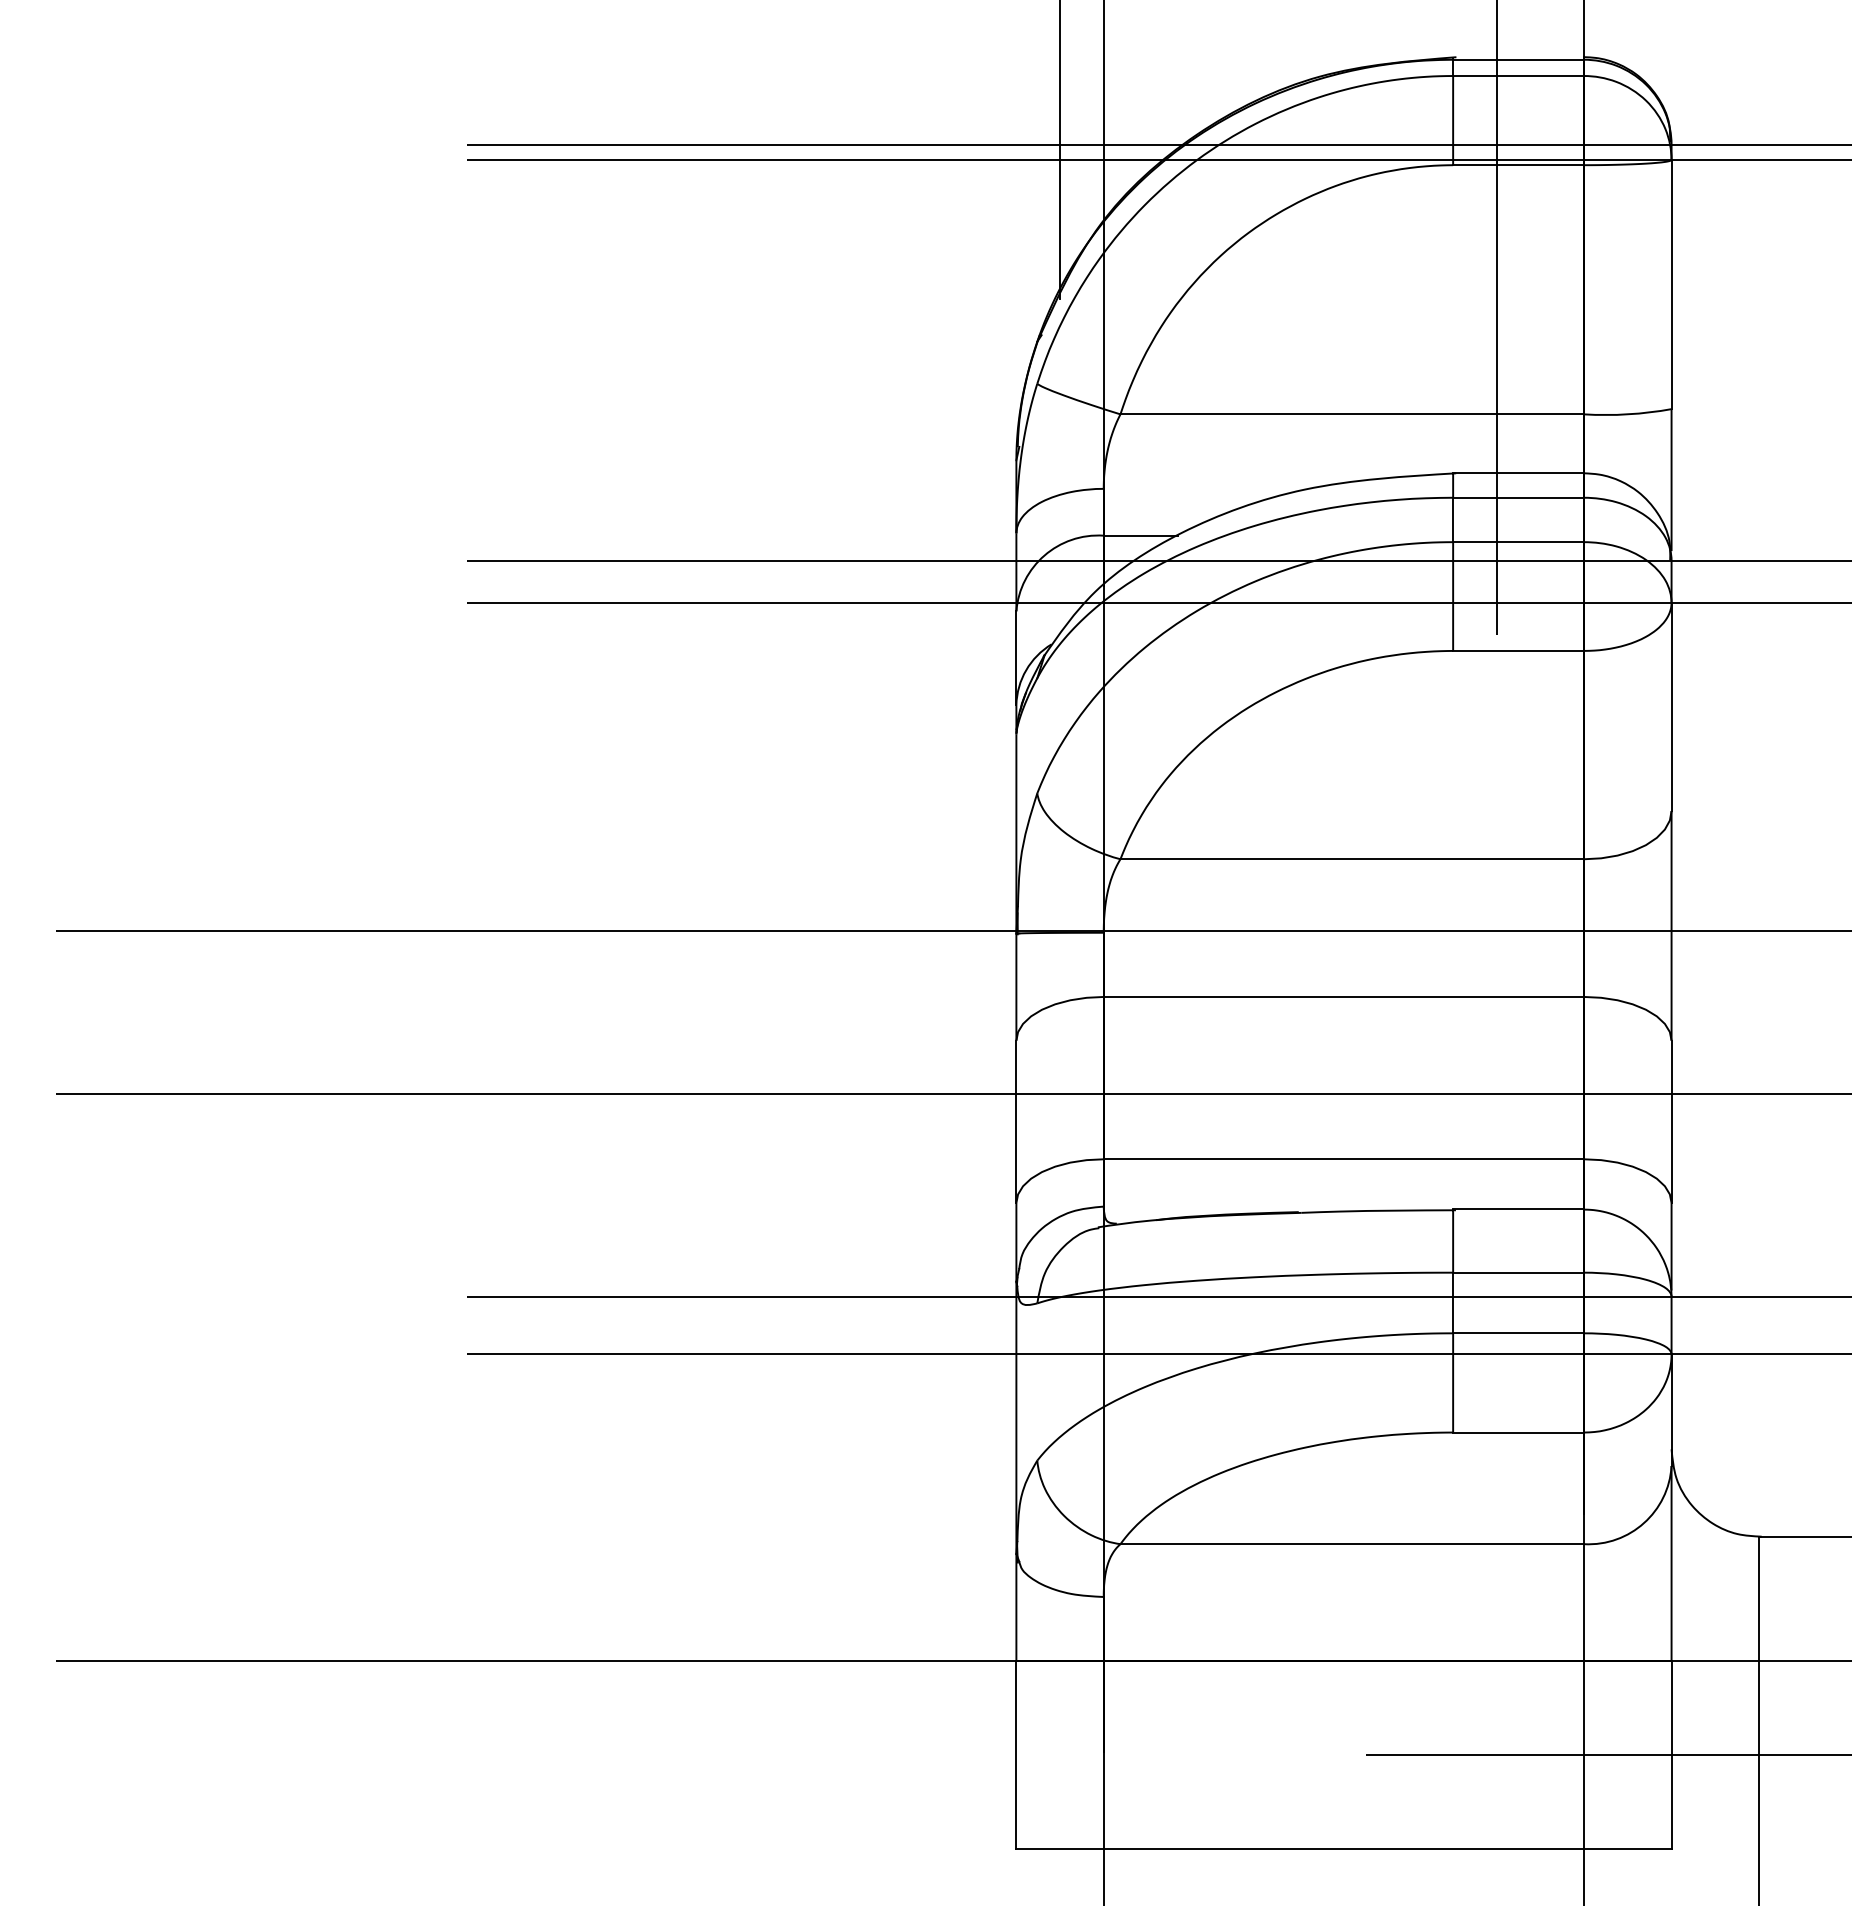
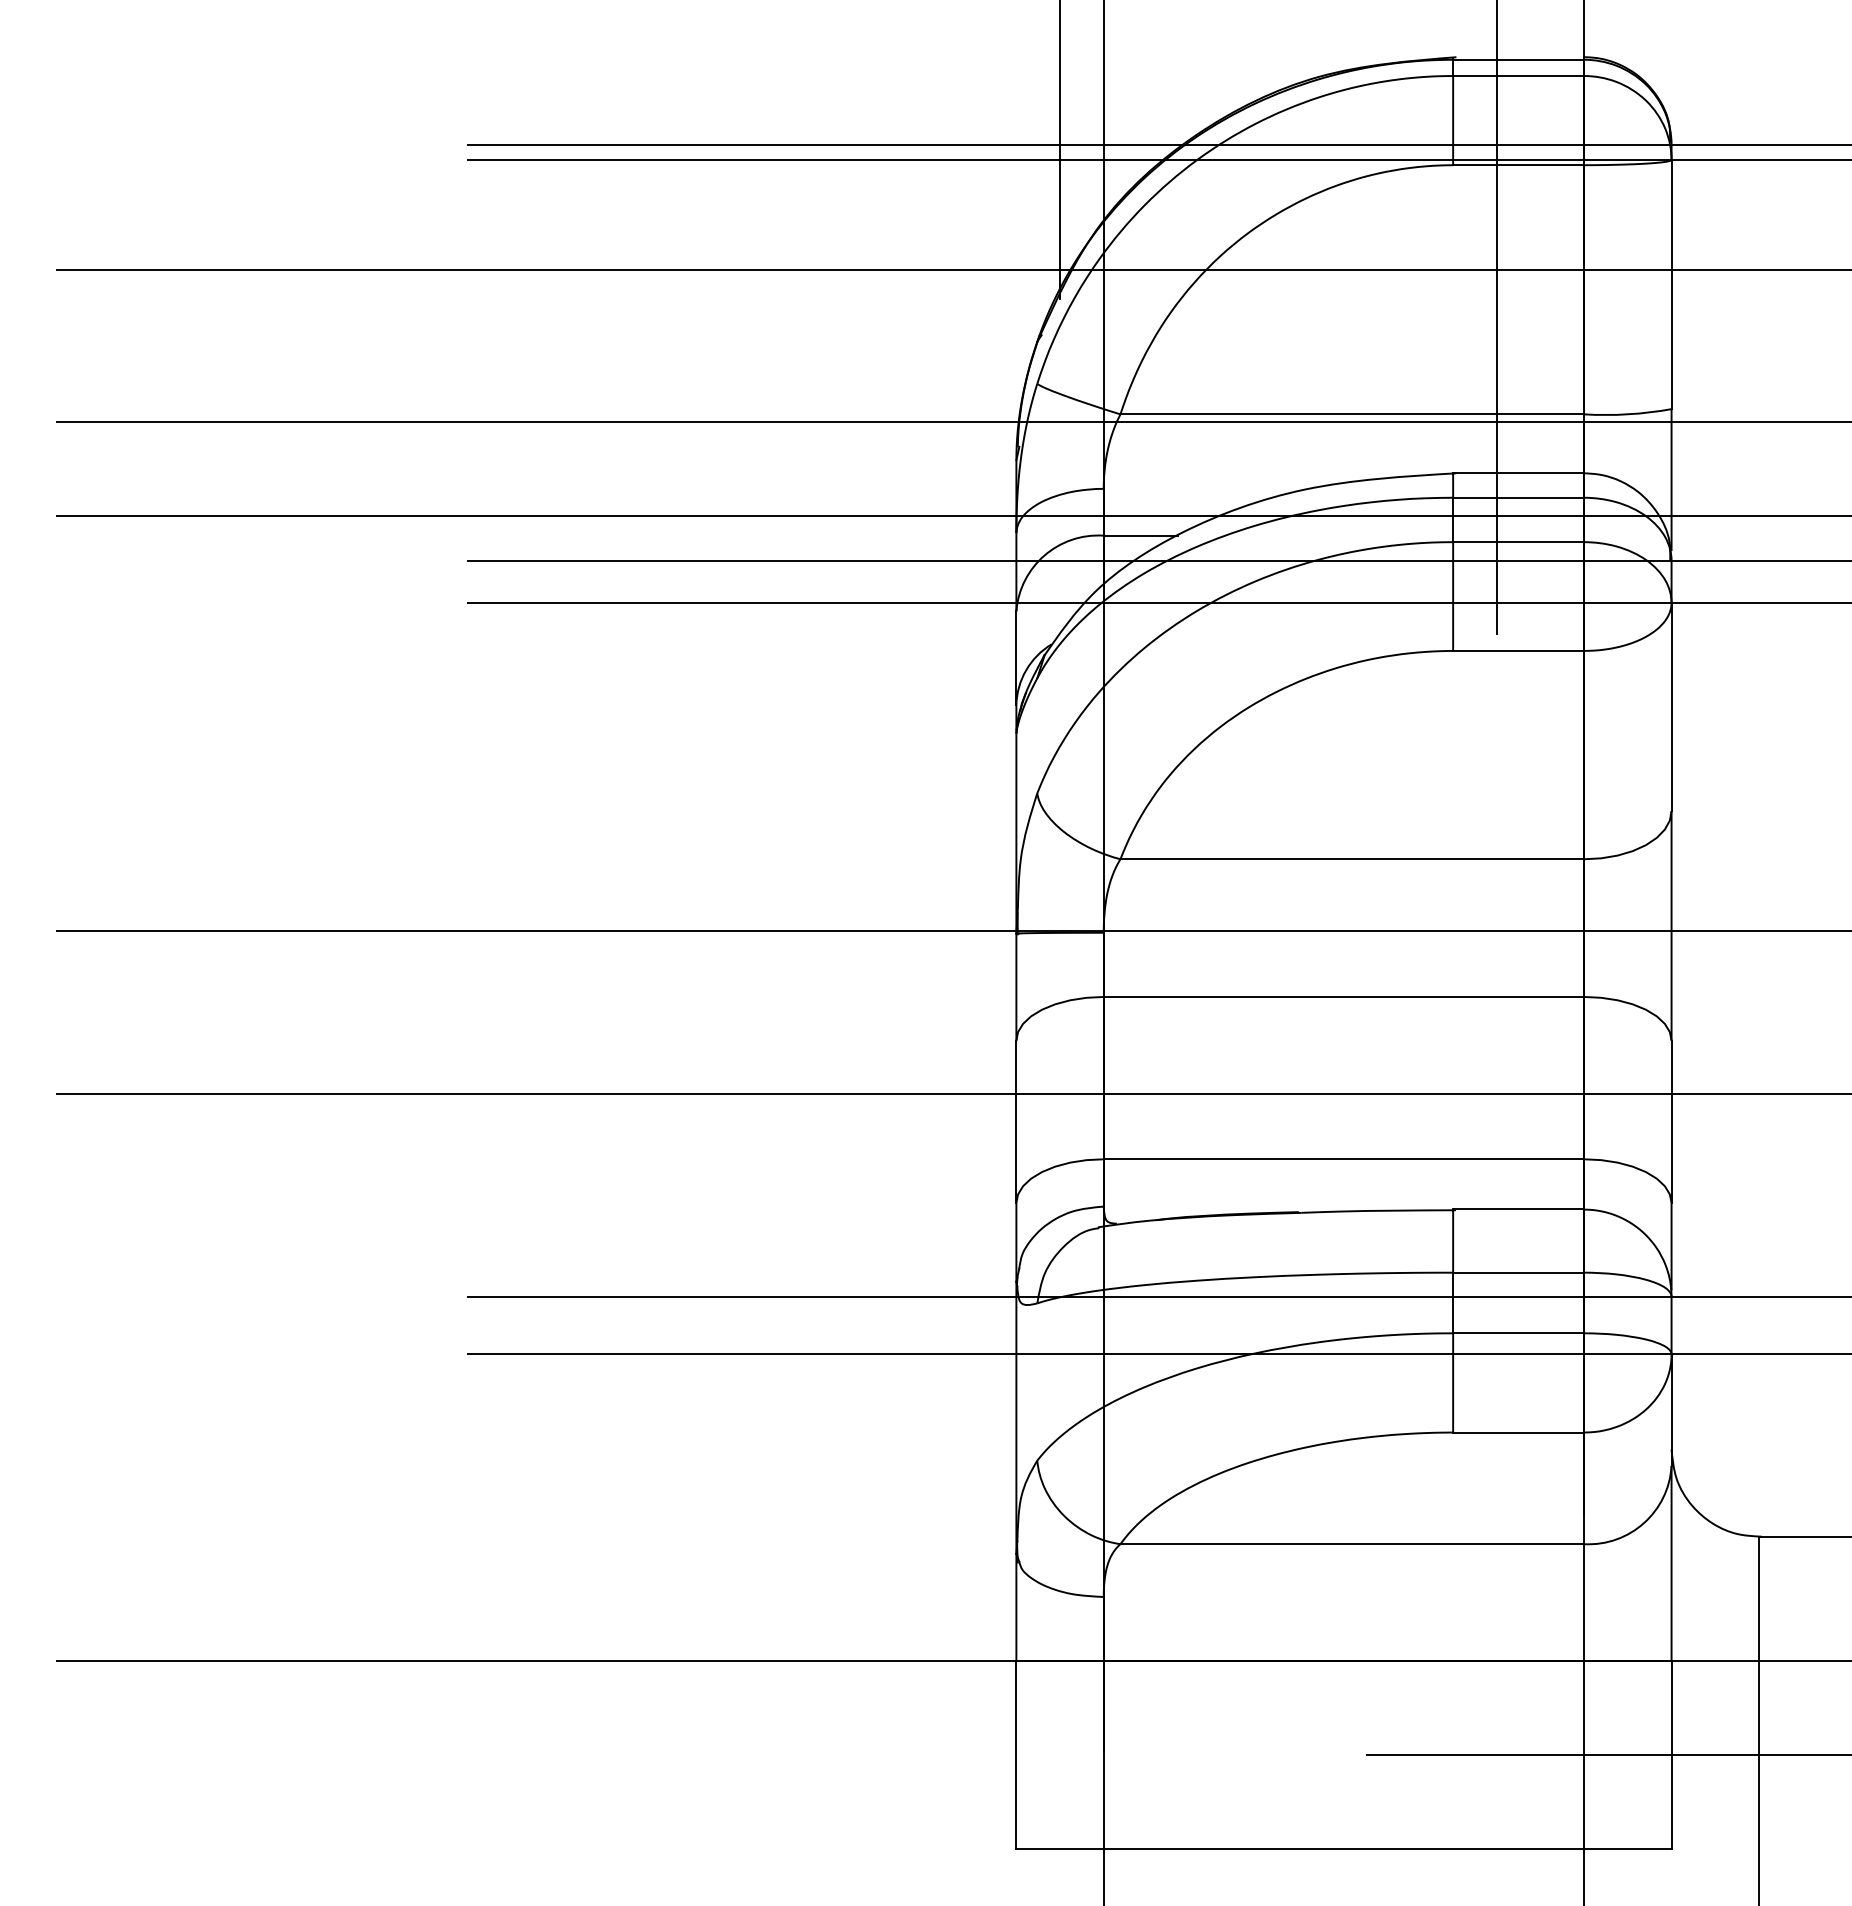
line: none -> present (951, 270)
line: none -> present (951, 422)
line: none -> present (951, 515)
